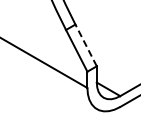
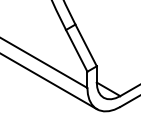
line: dashed -> solid (85, 45)
line: none -> present (49, 81)
